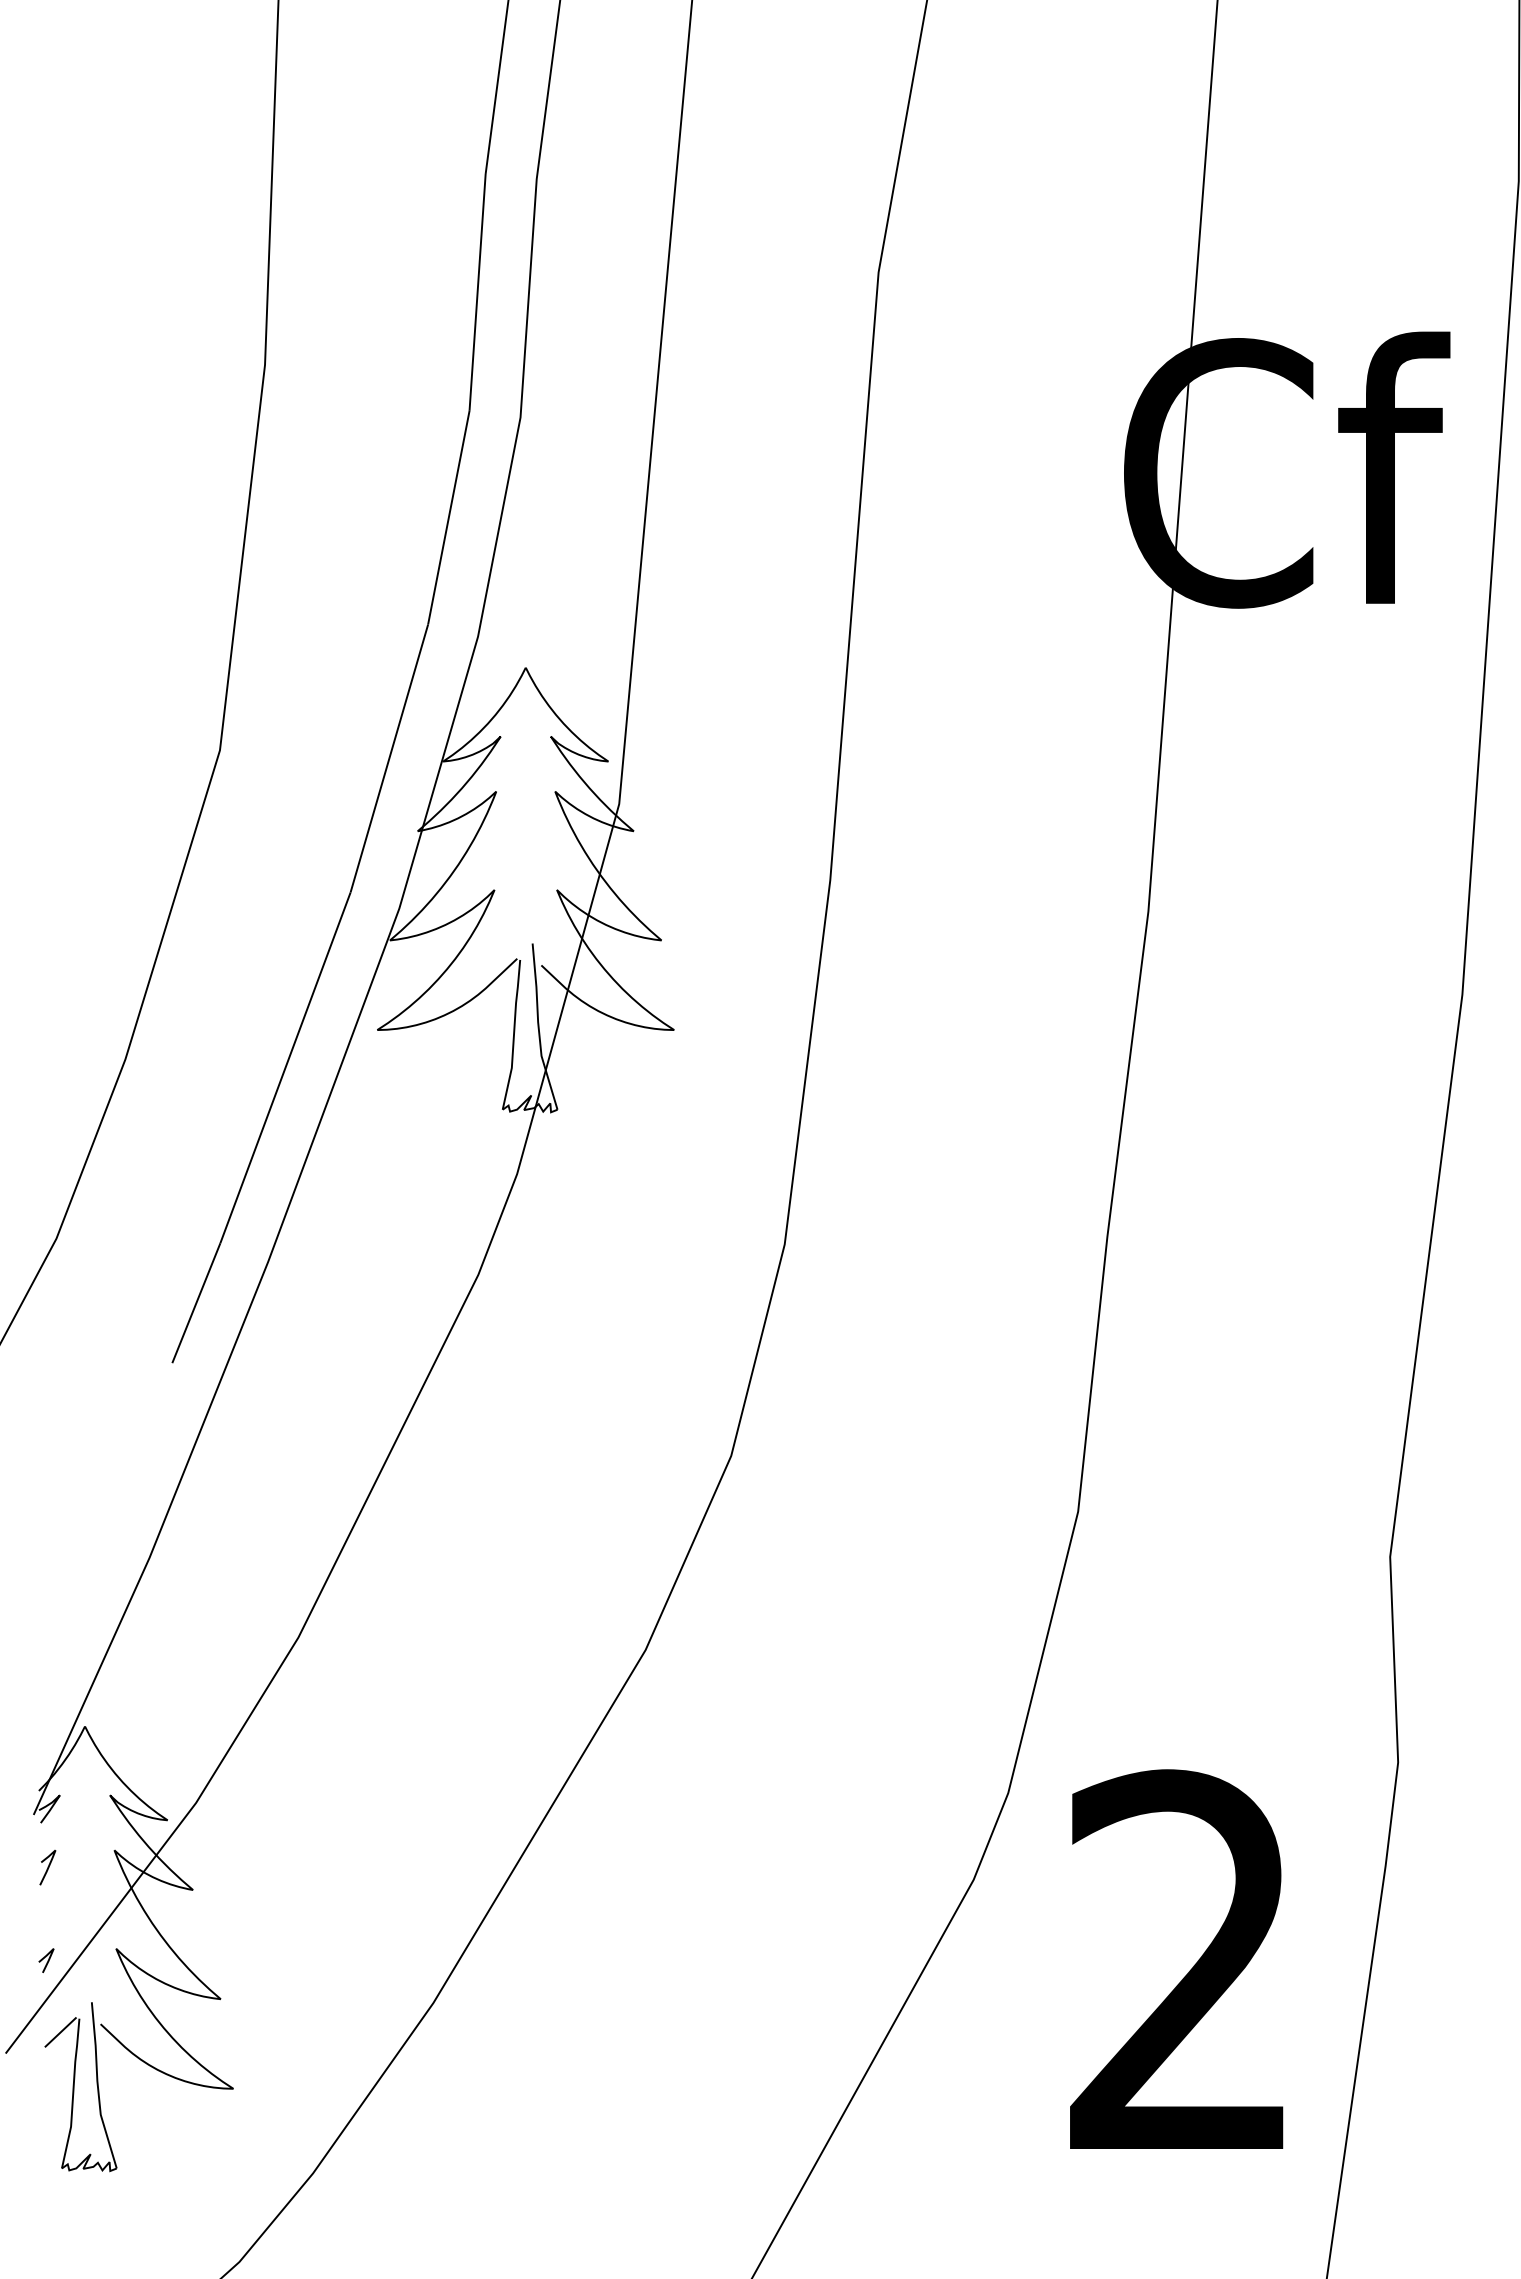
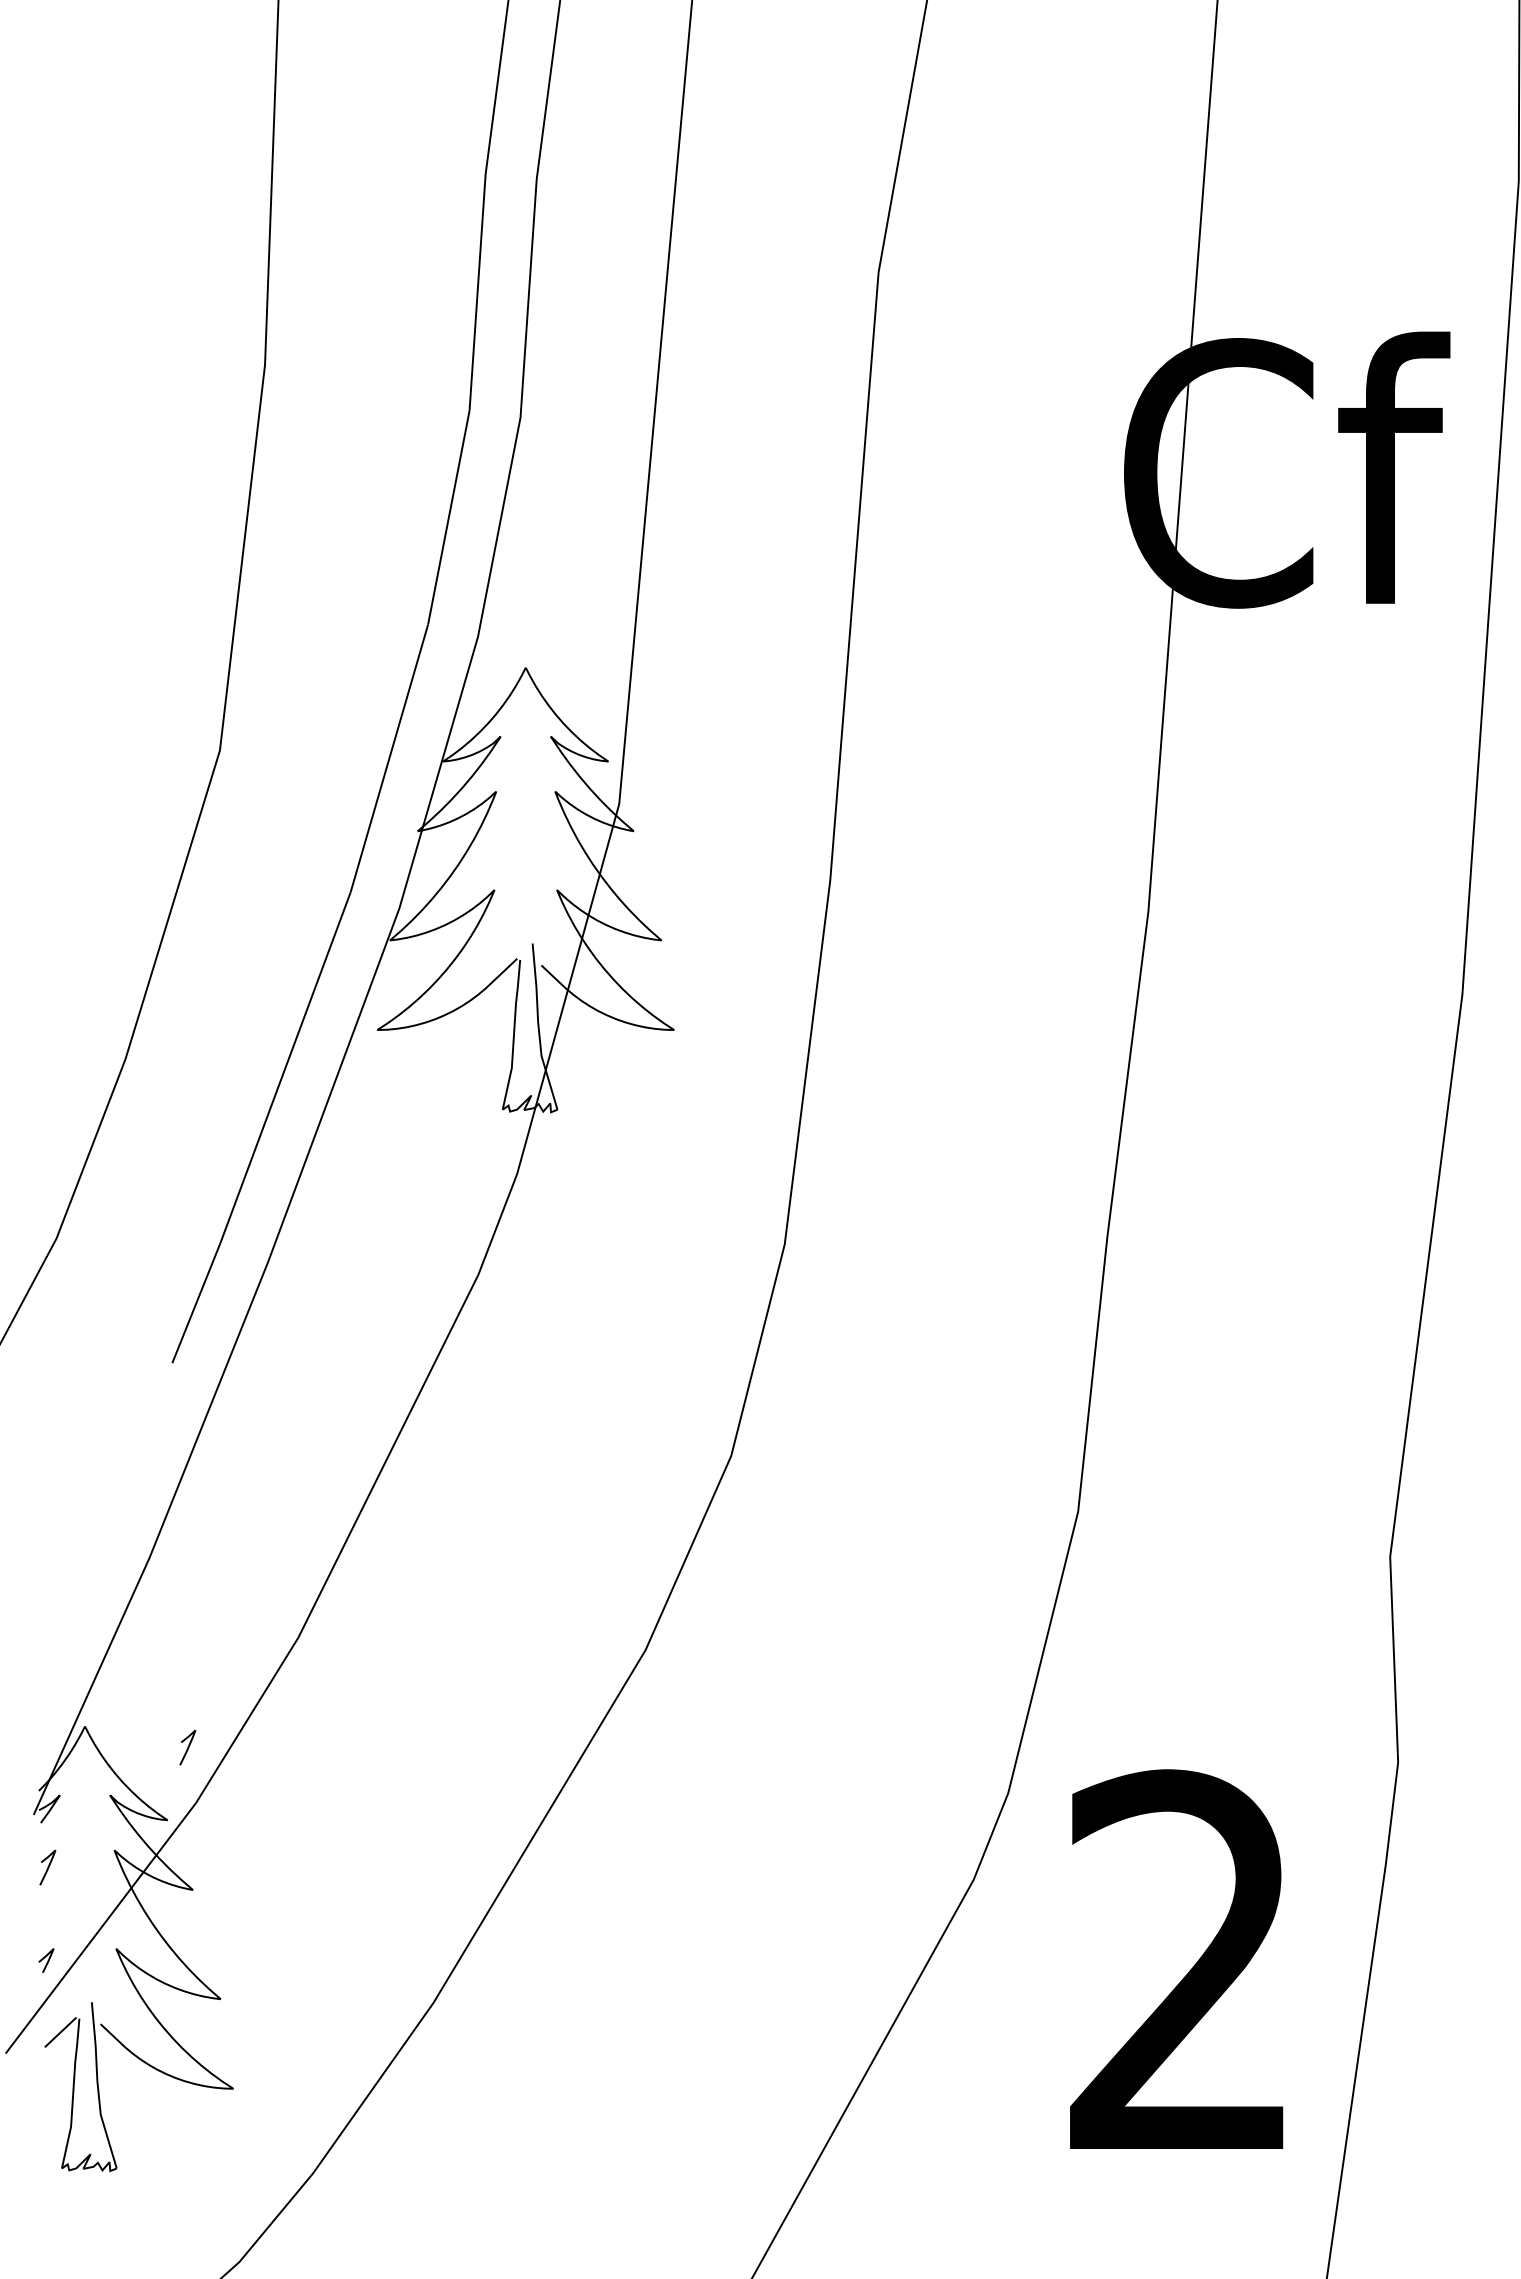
curve: none -> present (187, 1747)
